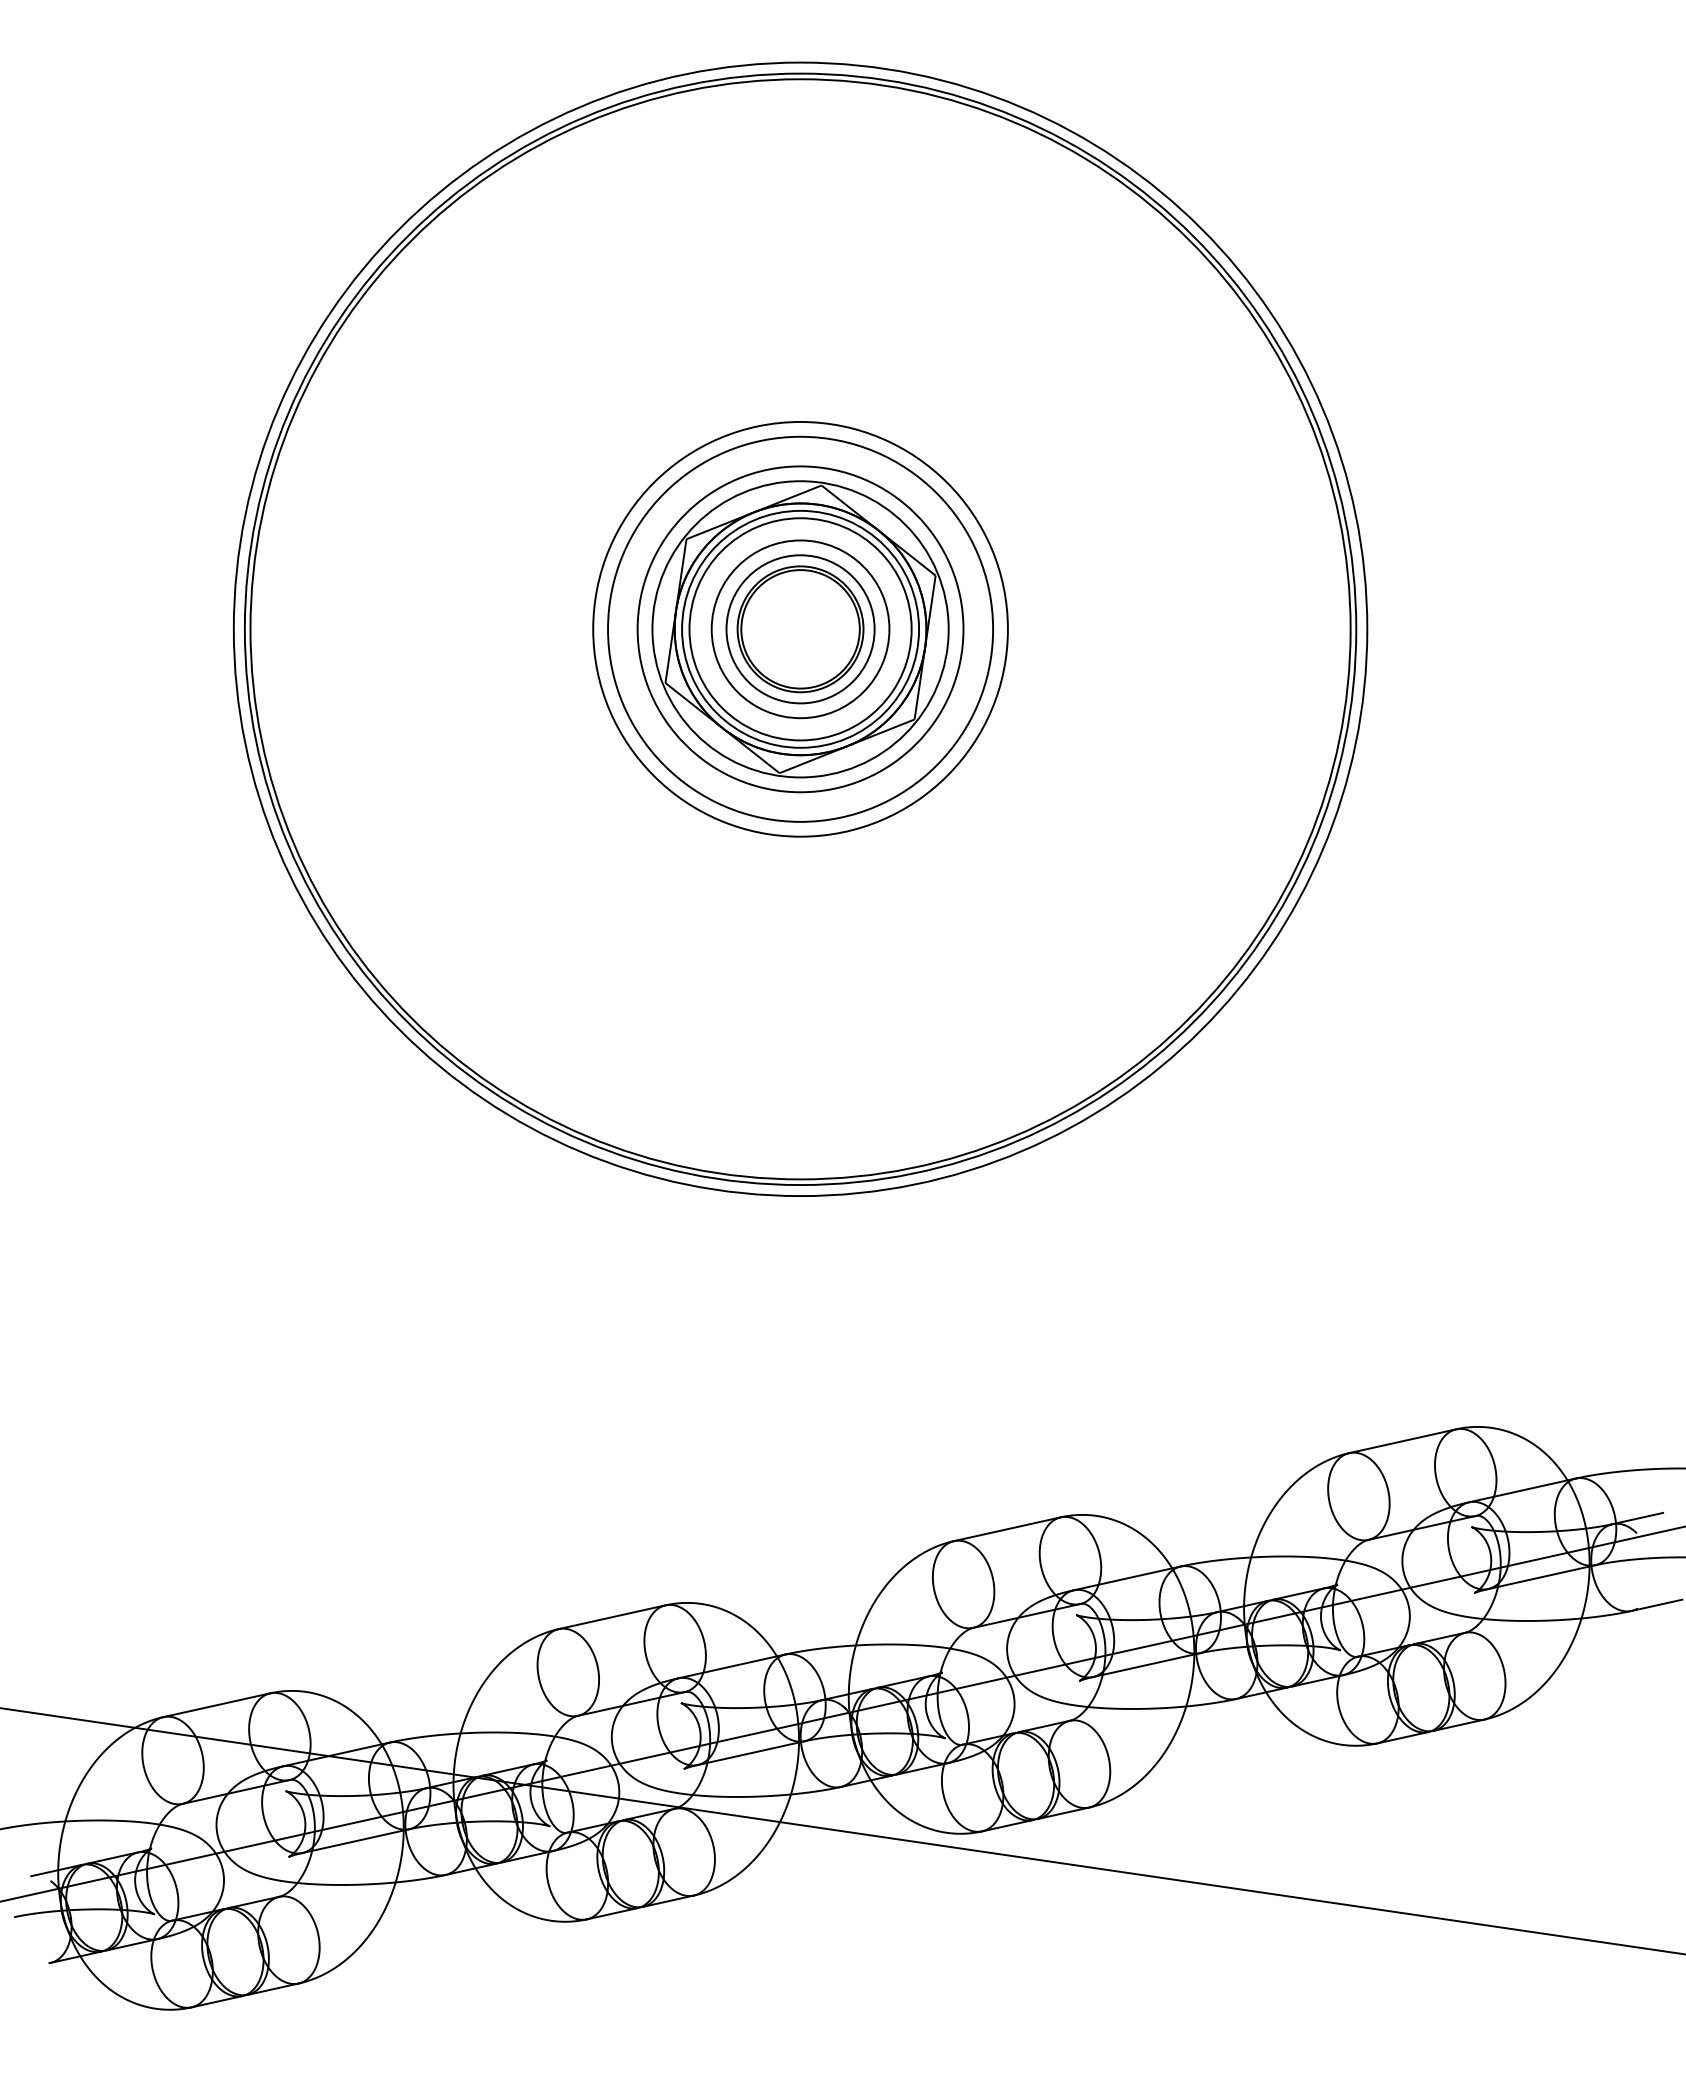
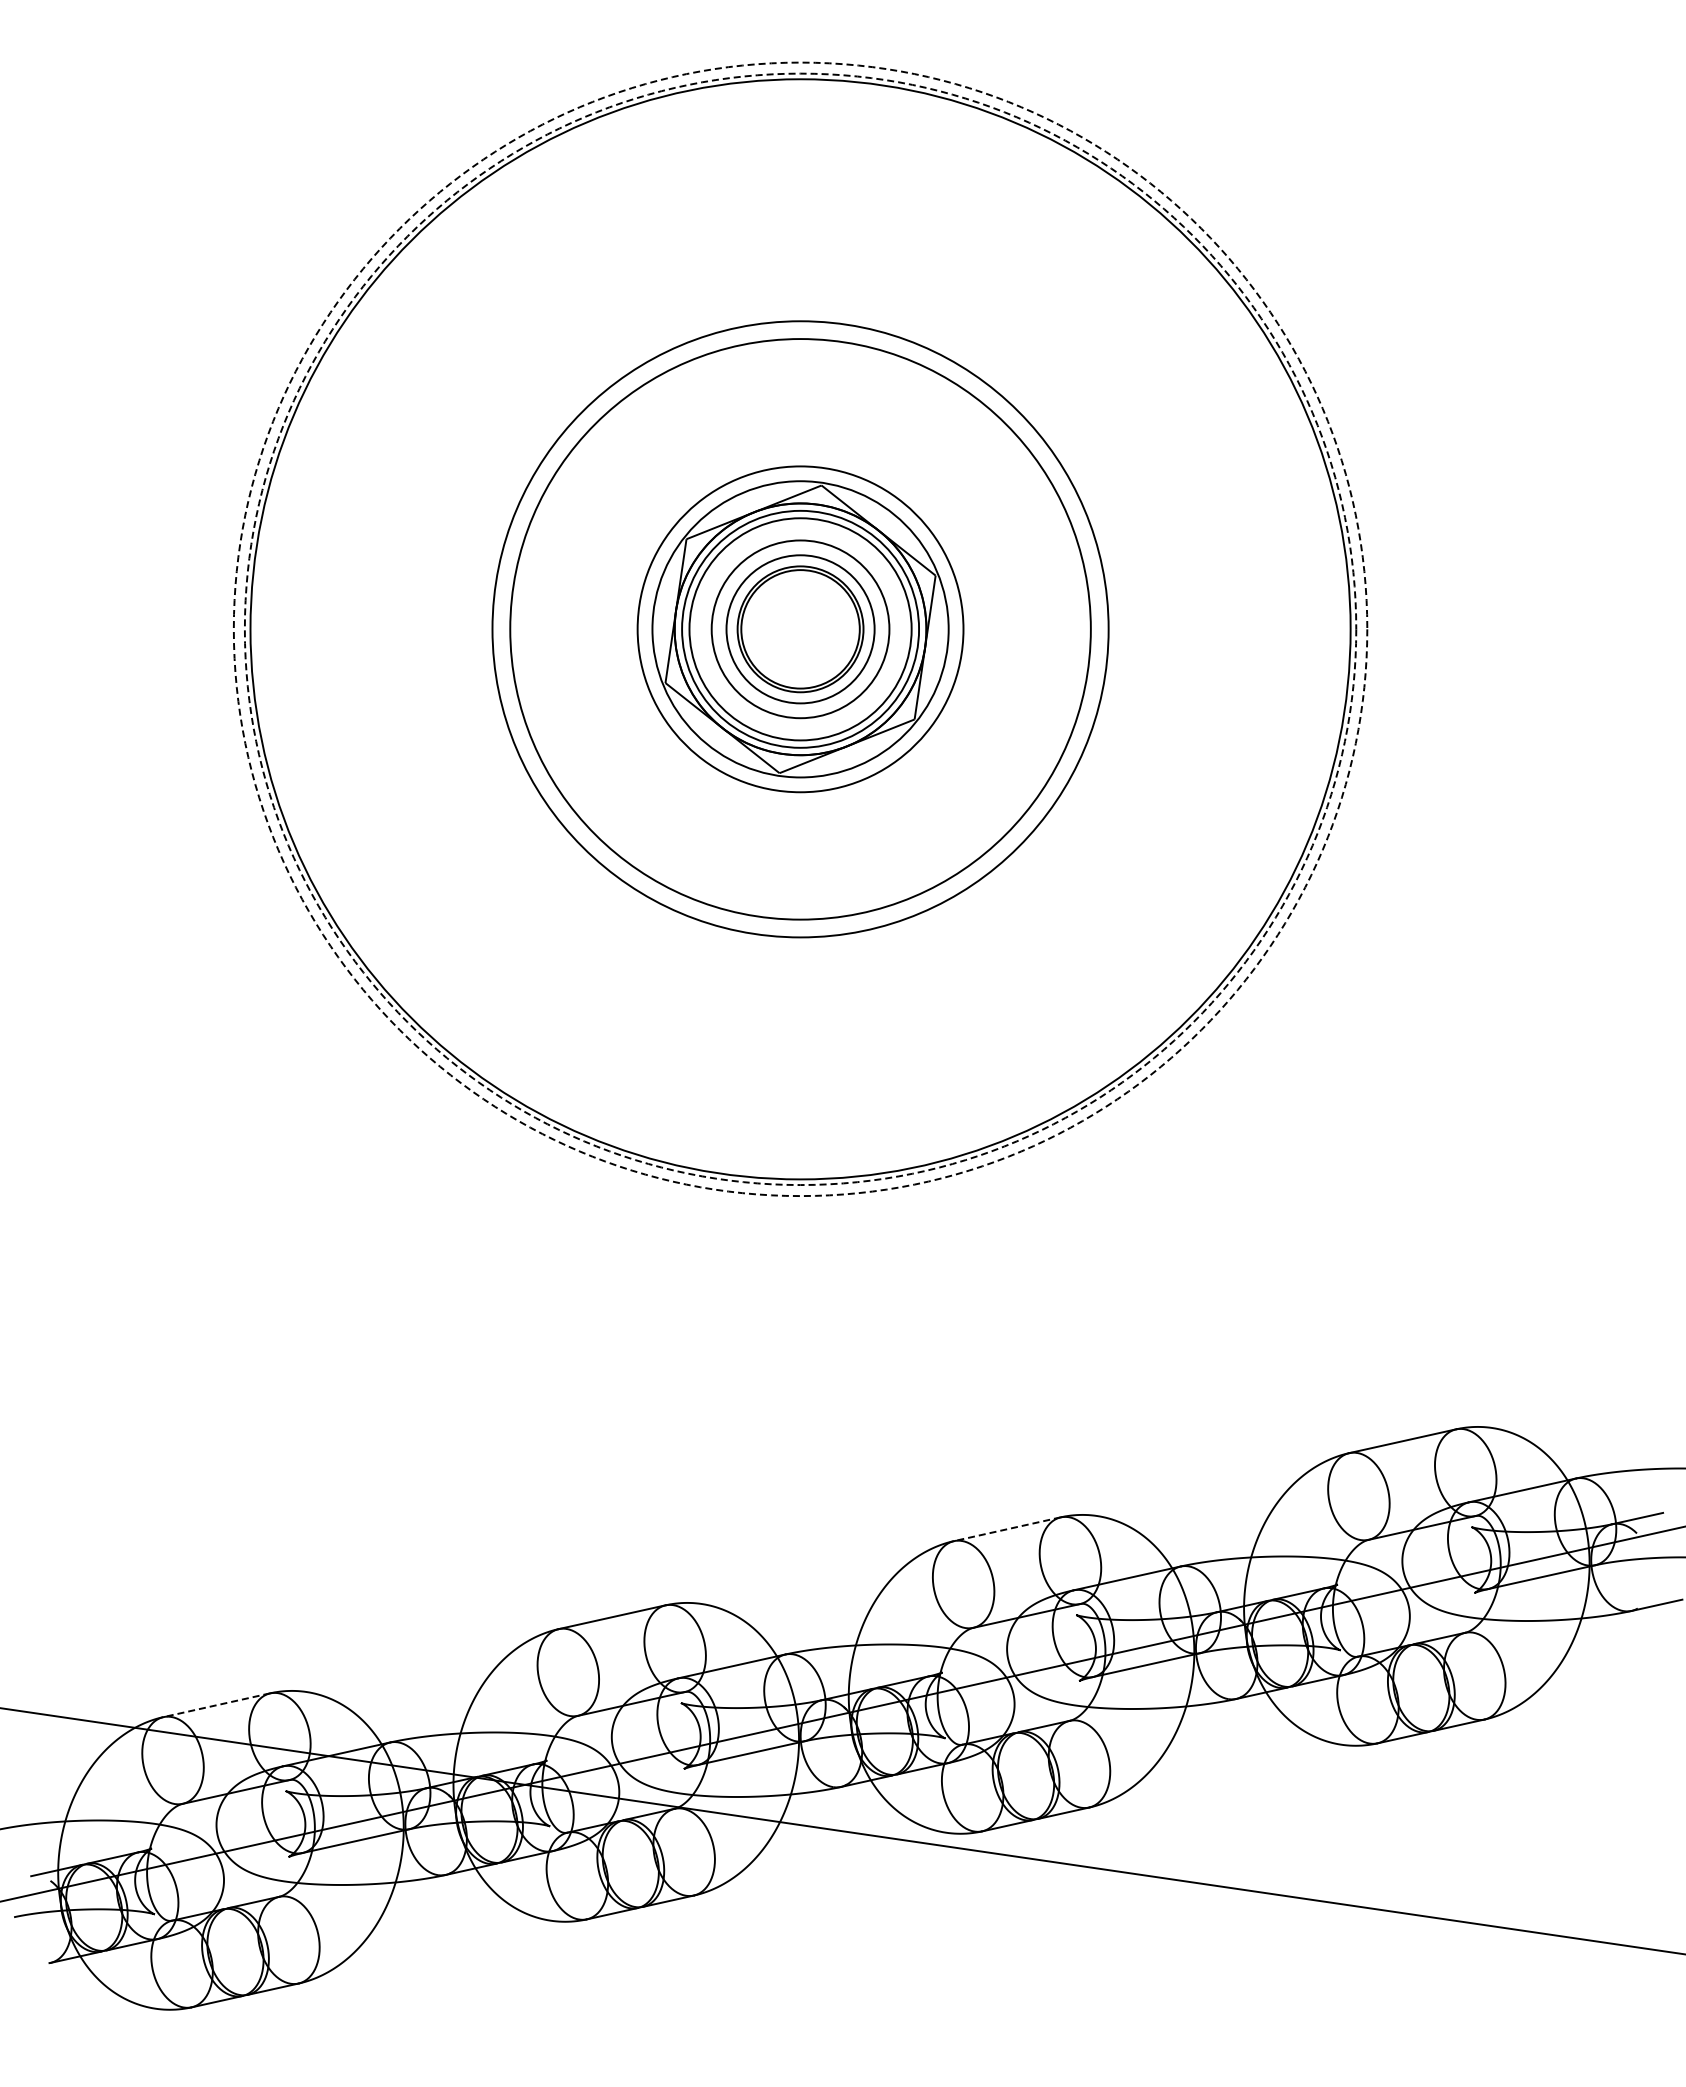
circle diameter: 385 px -> 616 px (800, 629)
circle diameter: 415 px -> 581 px (800, 629)
circle: solid -> dashed (800, 629)
circle: solid -> dashed (800, 629)
line: solid -> dashed (1007, 1529)
line: solid -> dashed (216, 1705)
